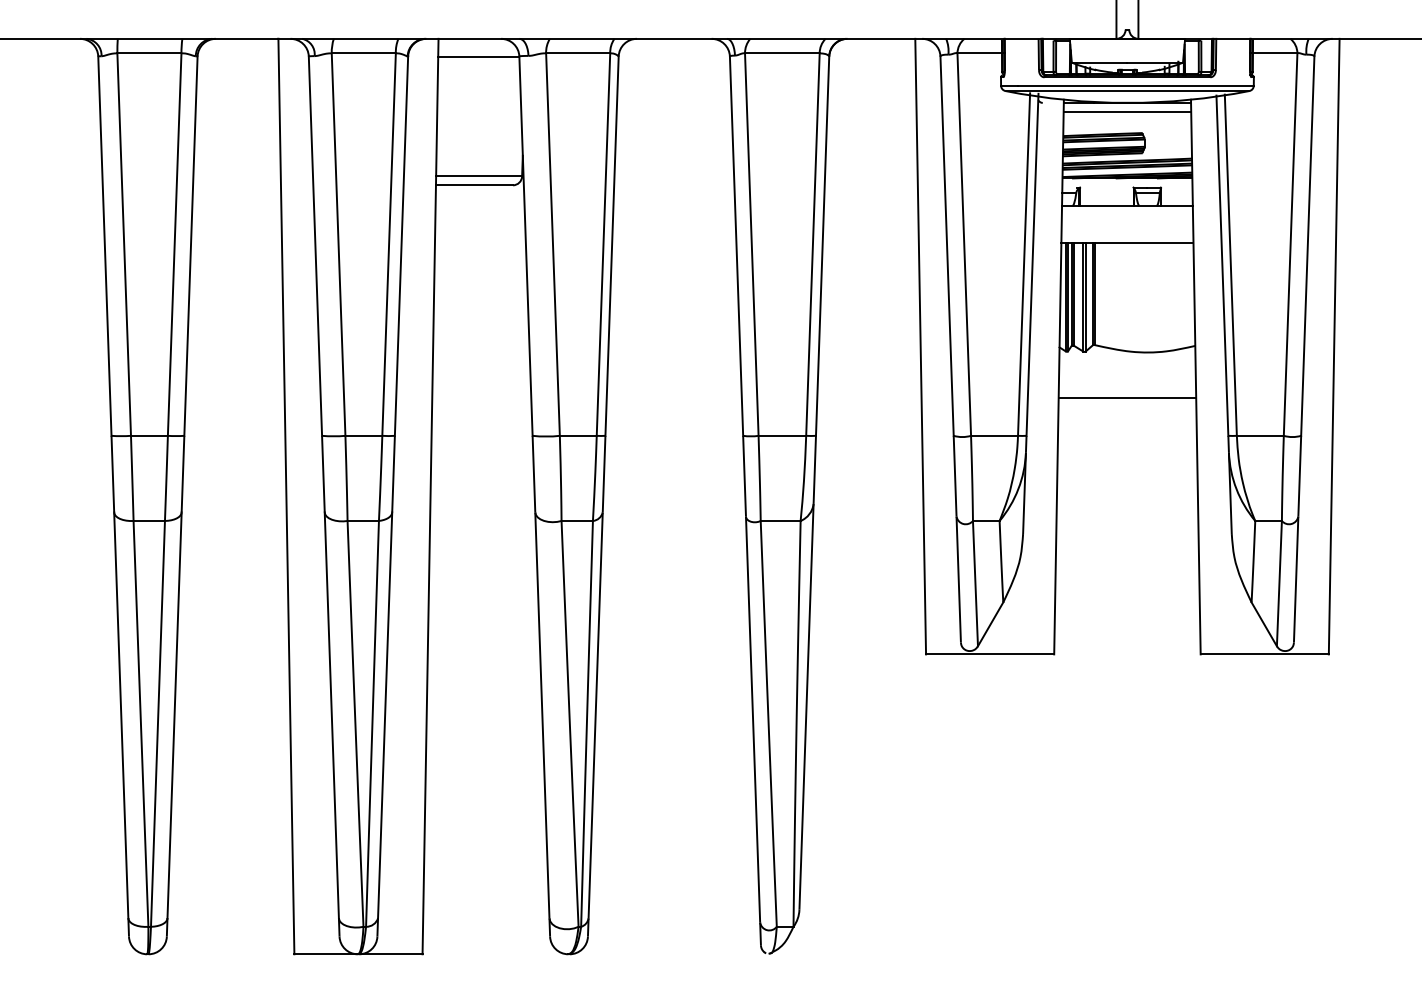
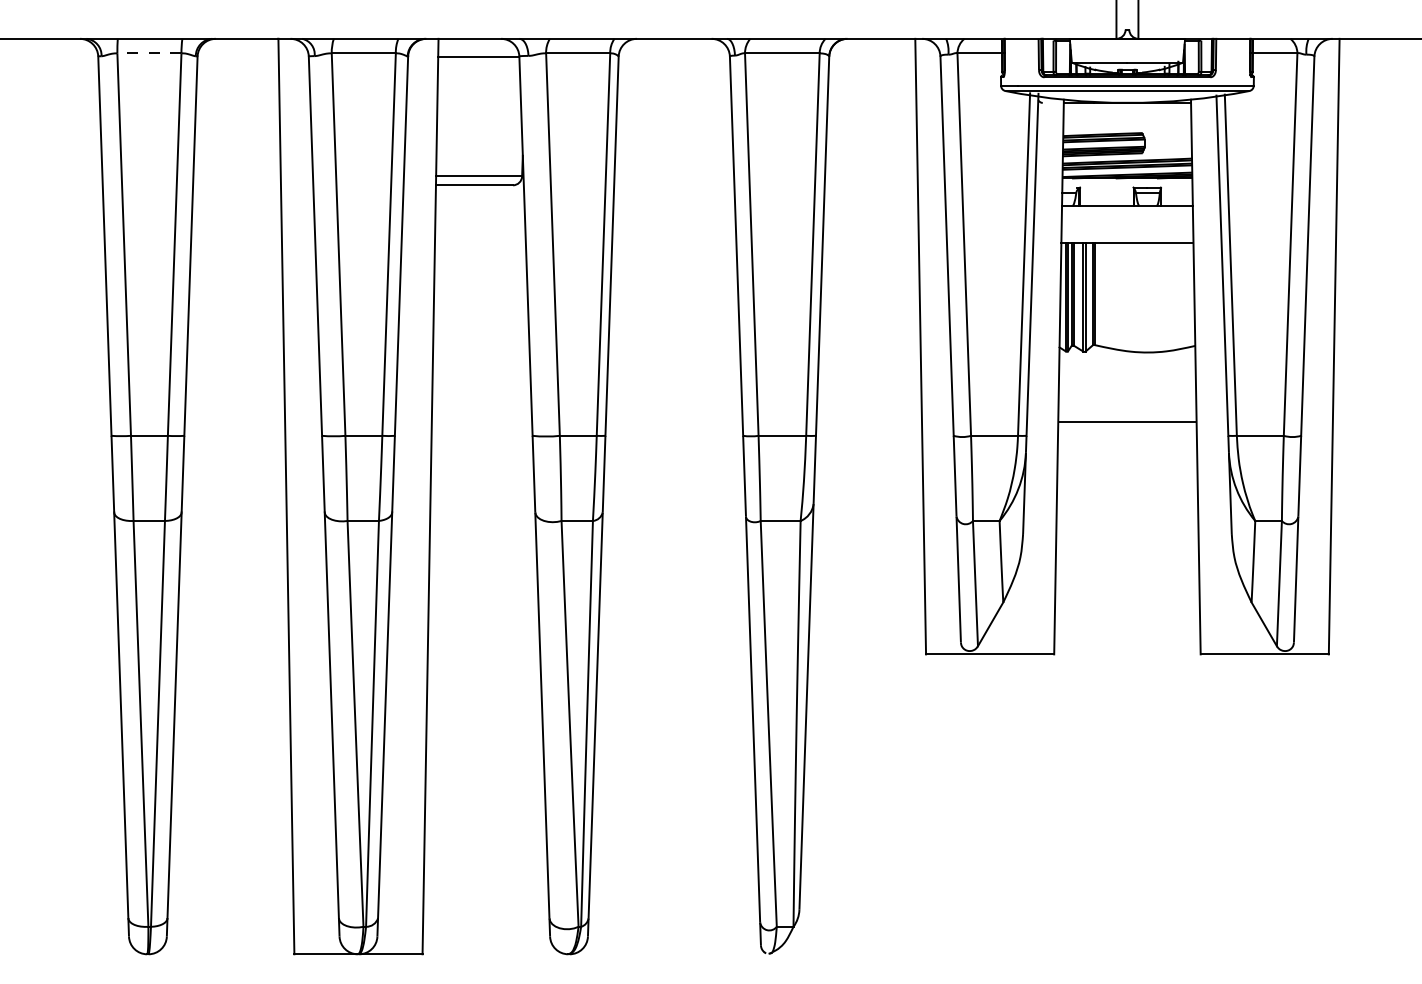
line: solid -> dashed (148, 53)
line: present -> none (1127, 112)
line position: (1127, 398) -> (1127, 422) (1127, 422)
